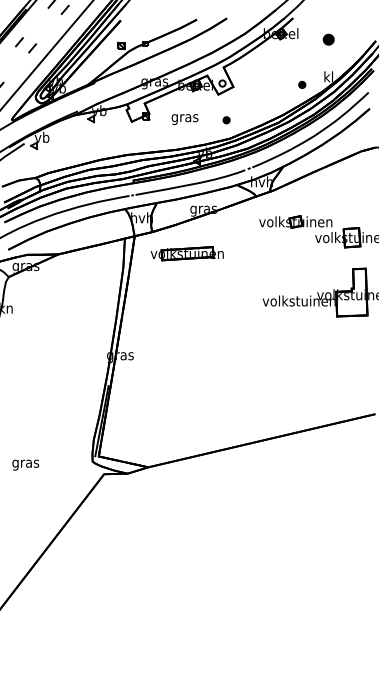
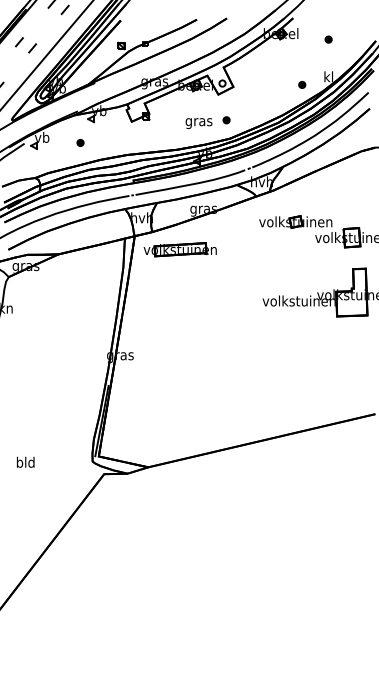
part size: 13x13 px -> 9x9 px (328, 39)
text position: (184, 119) -> (198, 123) (198, 123)
part: none -> present (80, 142)
part position: (186, 253) -> (179, 249) (179, 249)
text: gras -> bld (25, 463)
